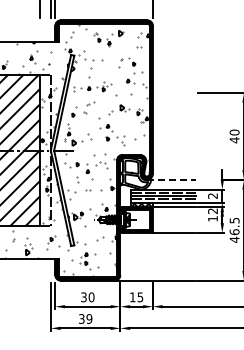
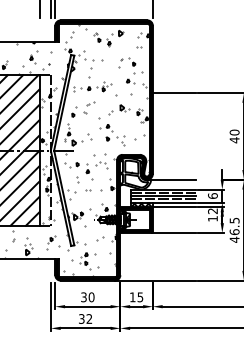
line: none -> present (174, 93)
line: dashed -> solid (172, 179)
text: 2 -> 6 (212, 195)
text: 39 -> 32 (89, 318)
